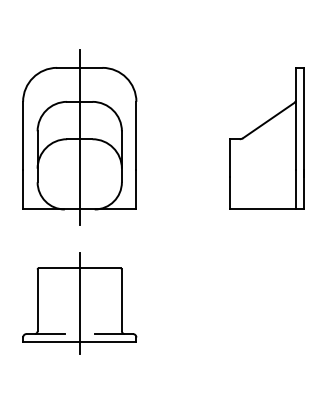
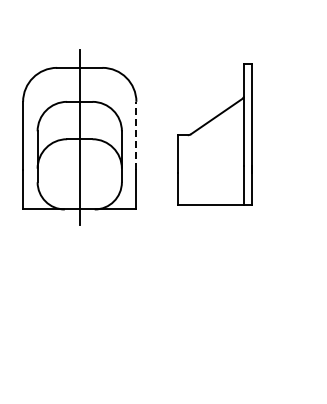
line: solid -> dashed (136, 135)
part position: (266, 138) -> (214, 134) (214, 134)
part: present -> none (79, 303)
